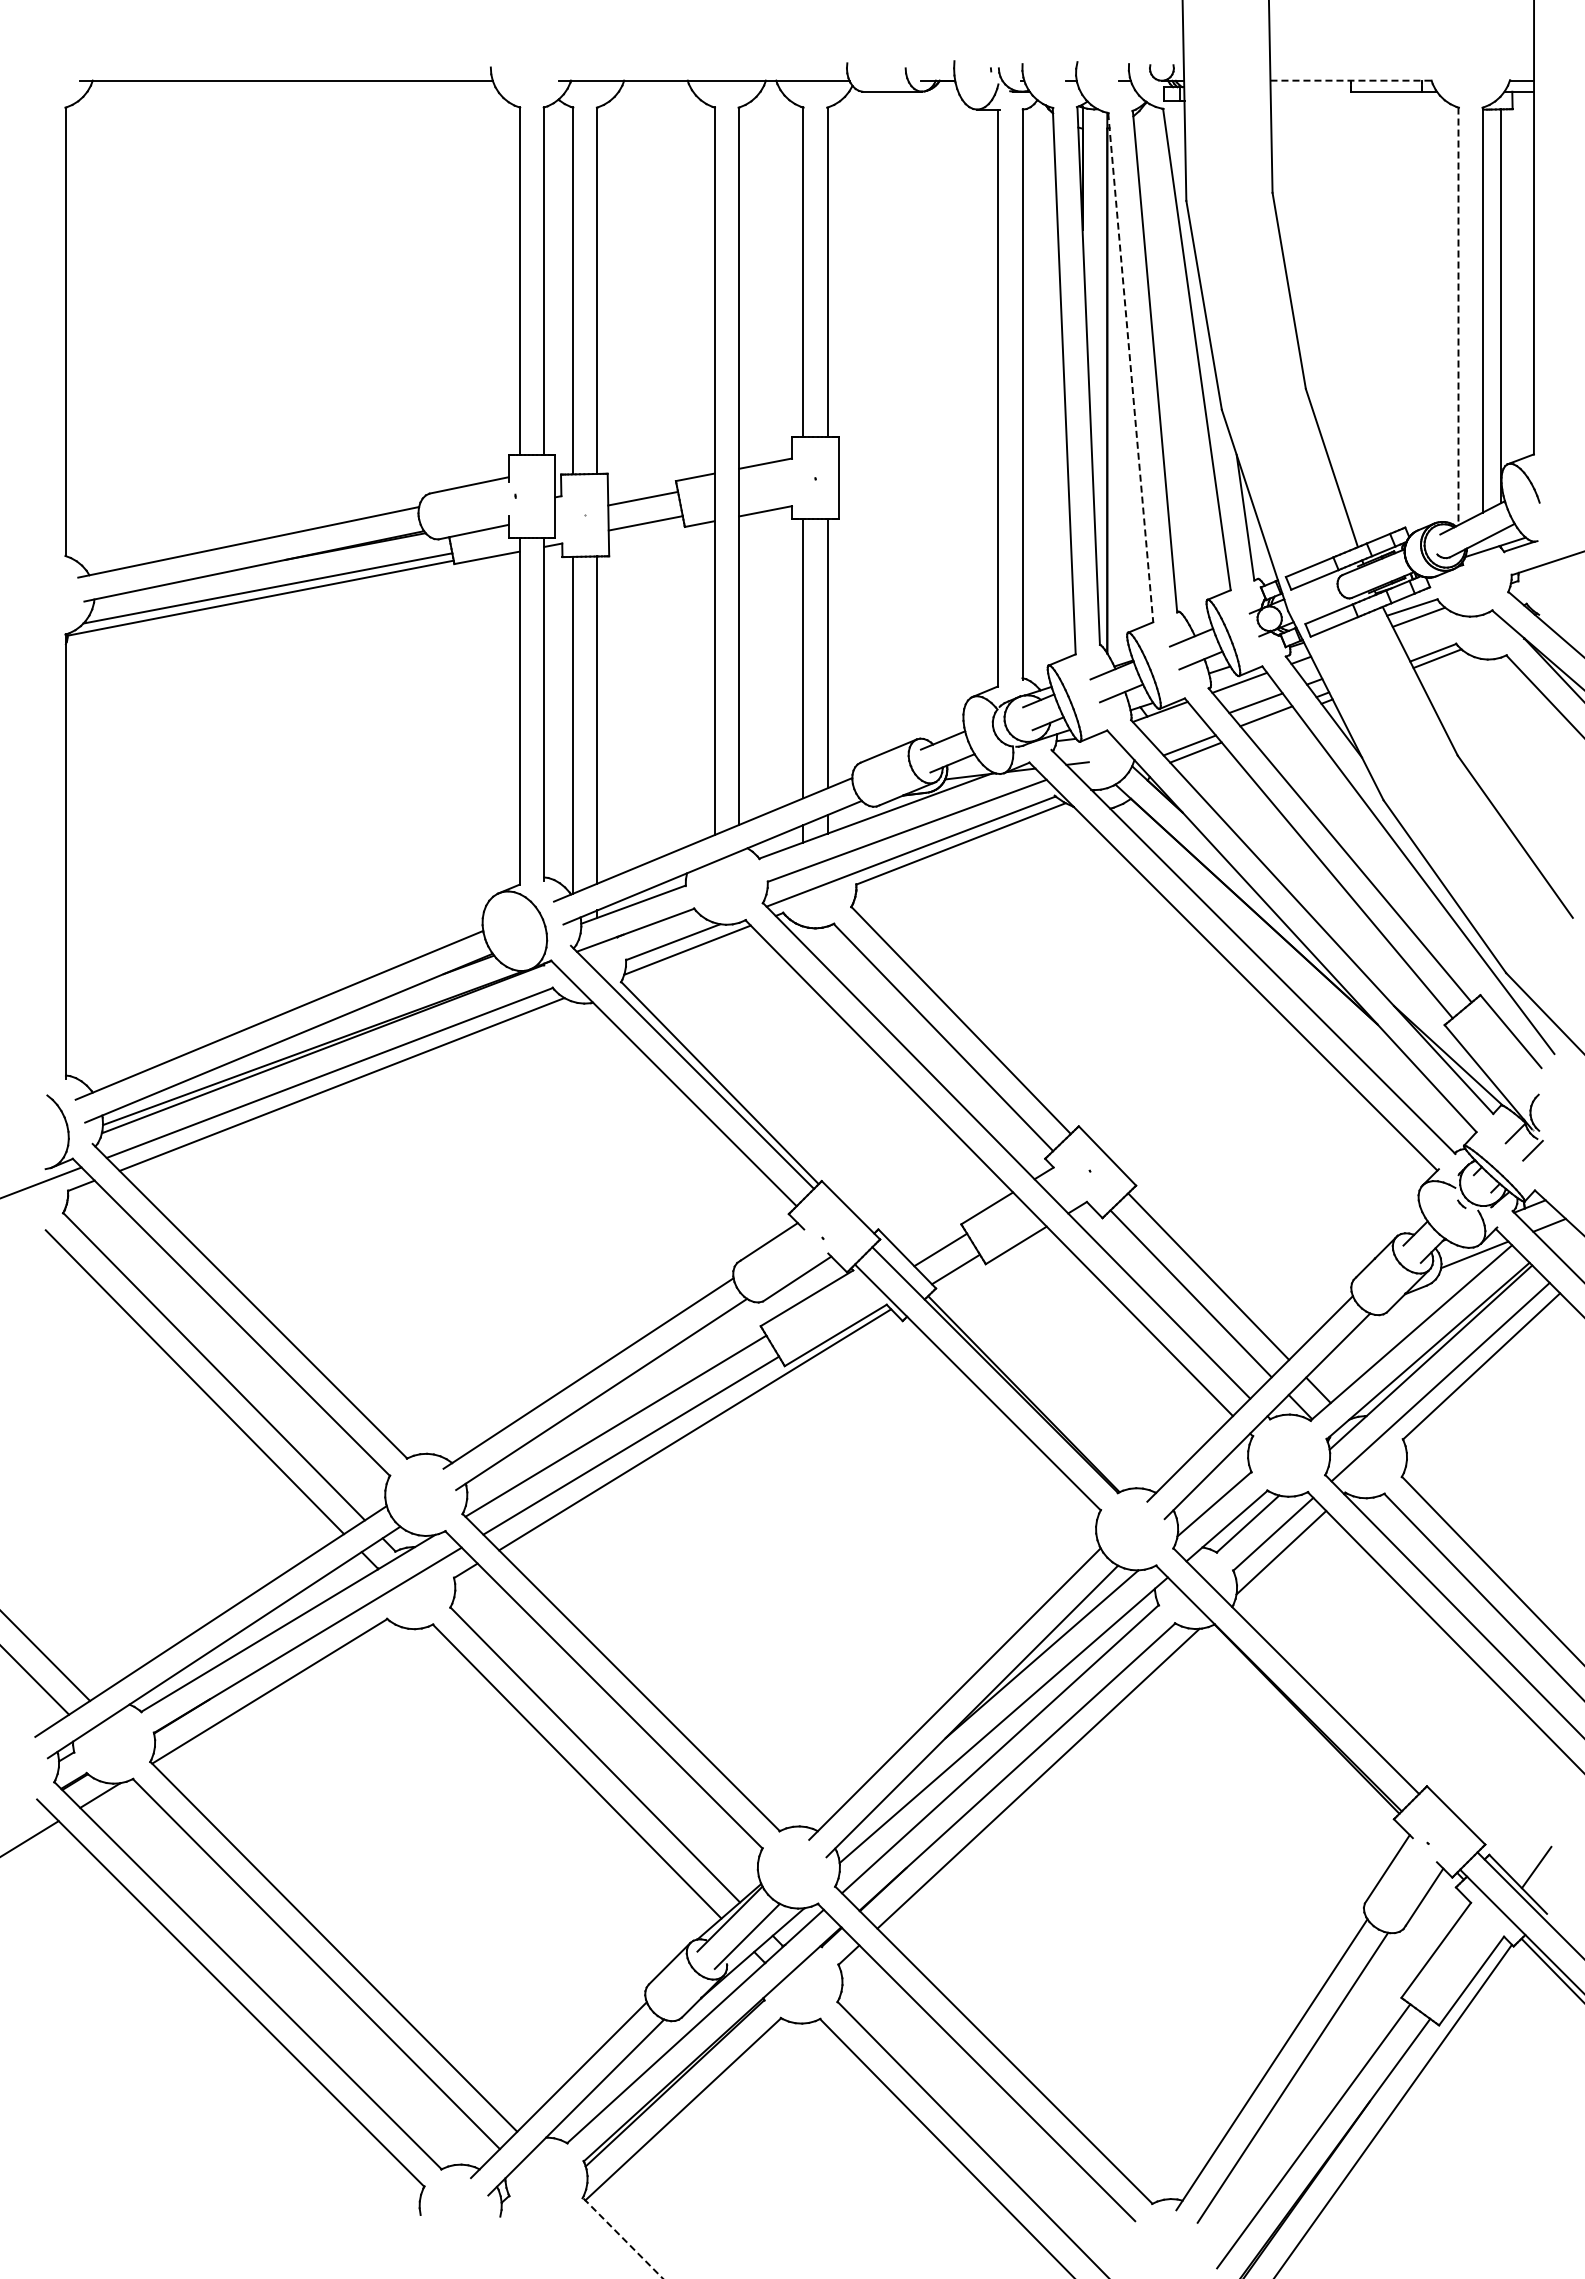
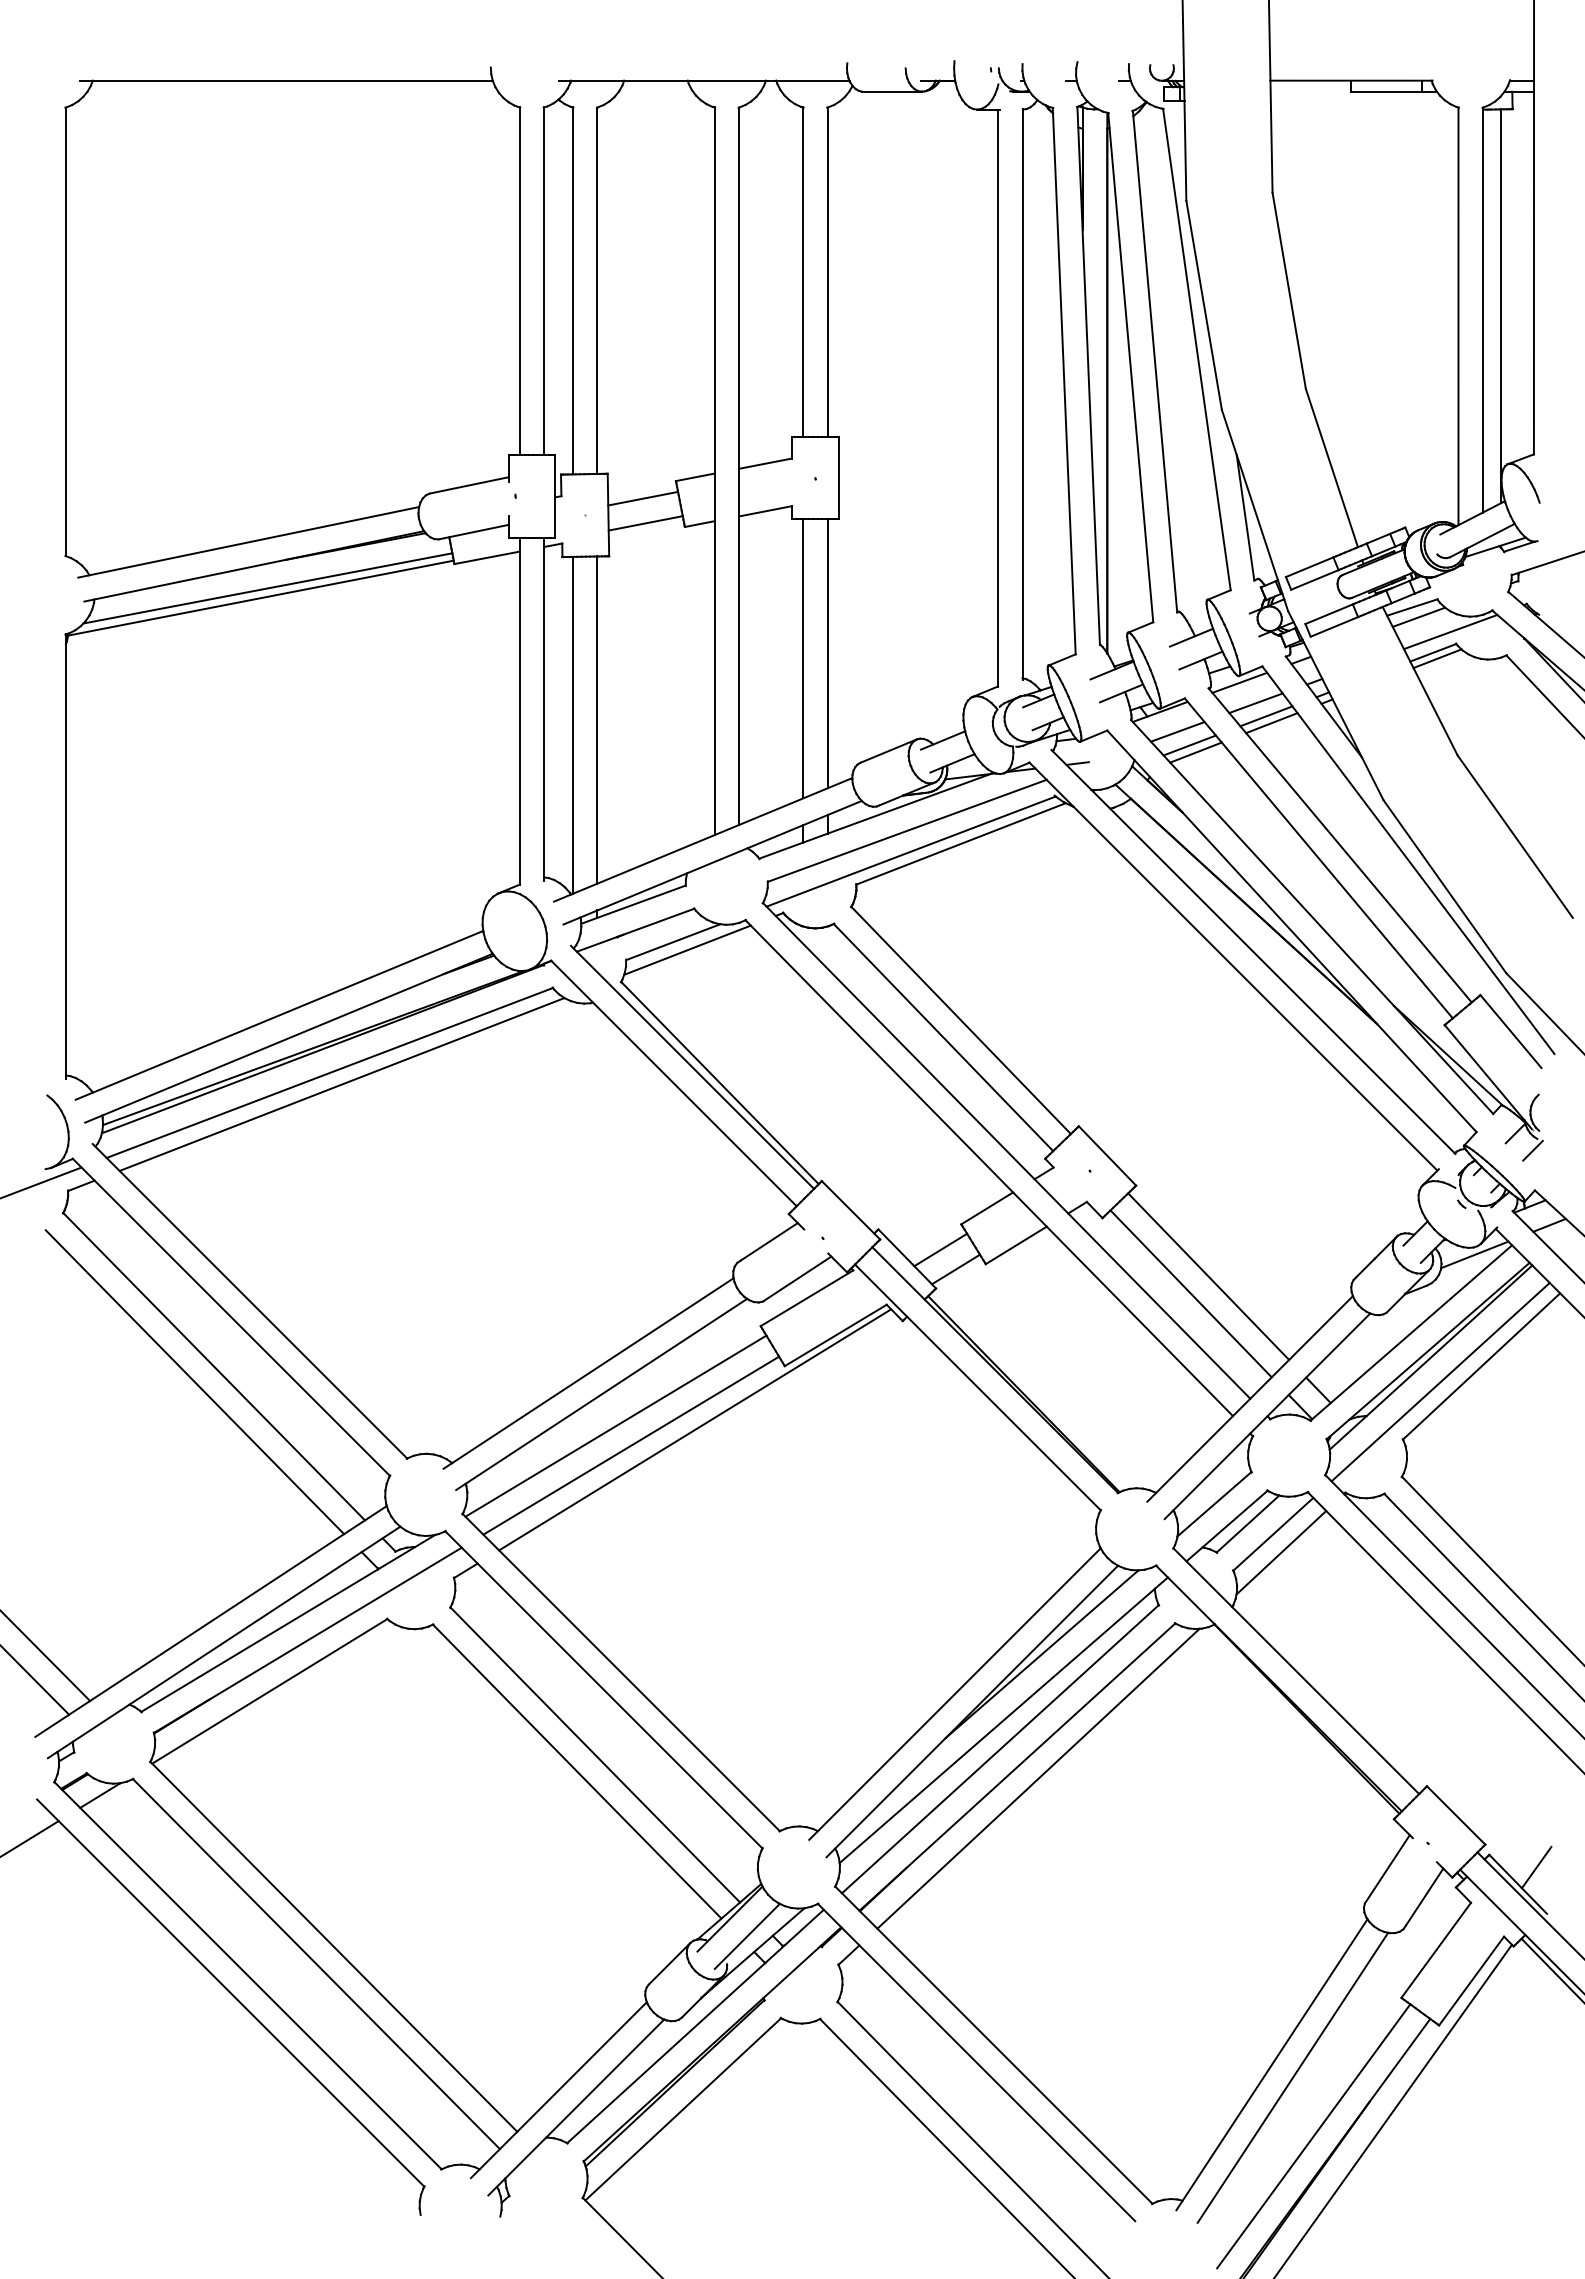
line: dashed -> solid (1352, 80)
line: dashed -> solid (1458, 316)
line: dashed -> solid (1130, 367)
line: none -> present (1450, 631)
line: none -> present (1271, 723)
line: none -> present (1177, 731)
line: dashed -> solid (622, 2238)
